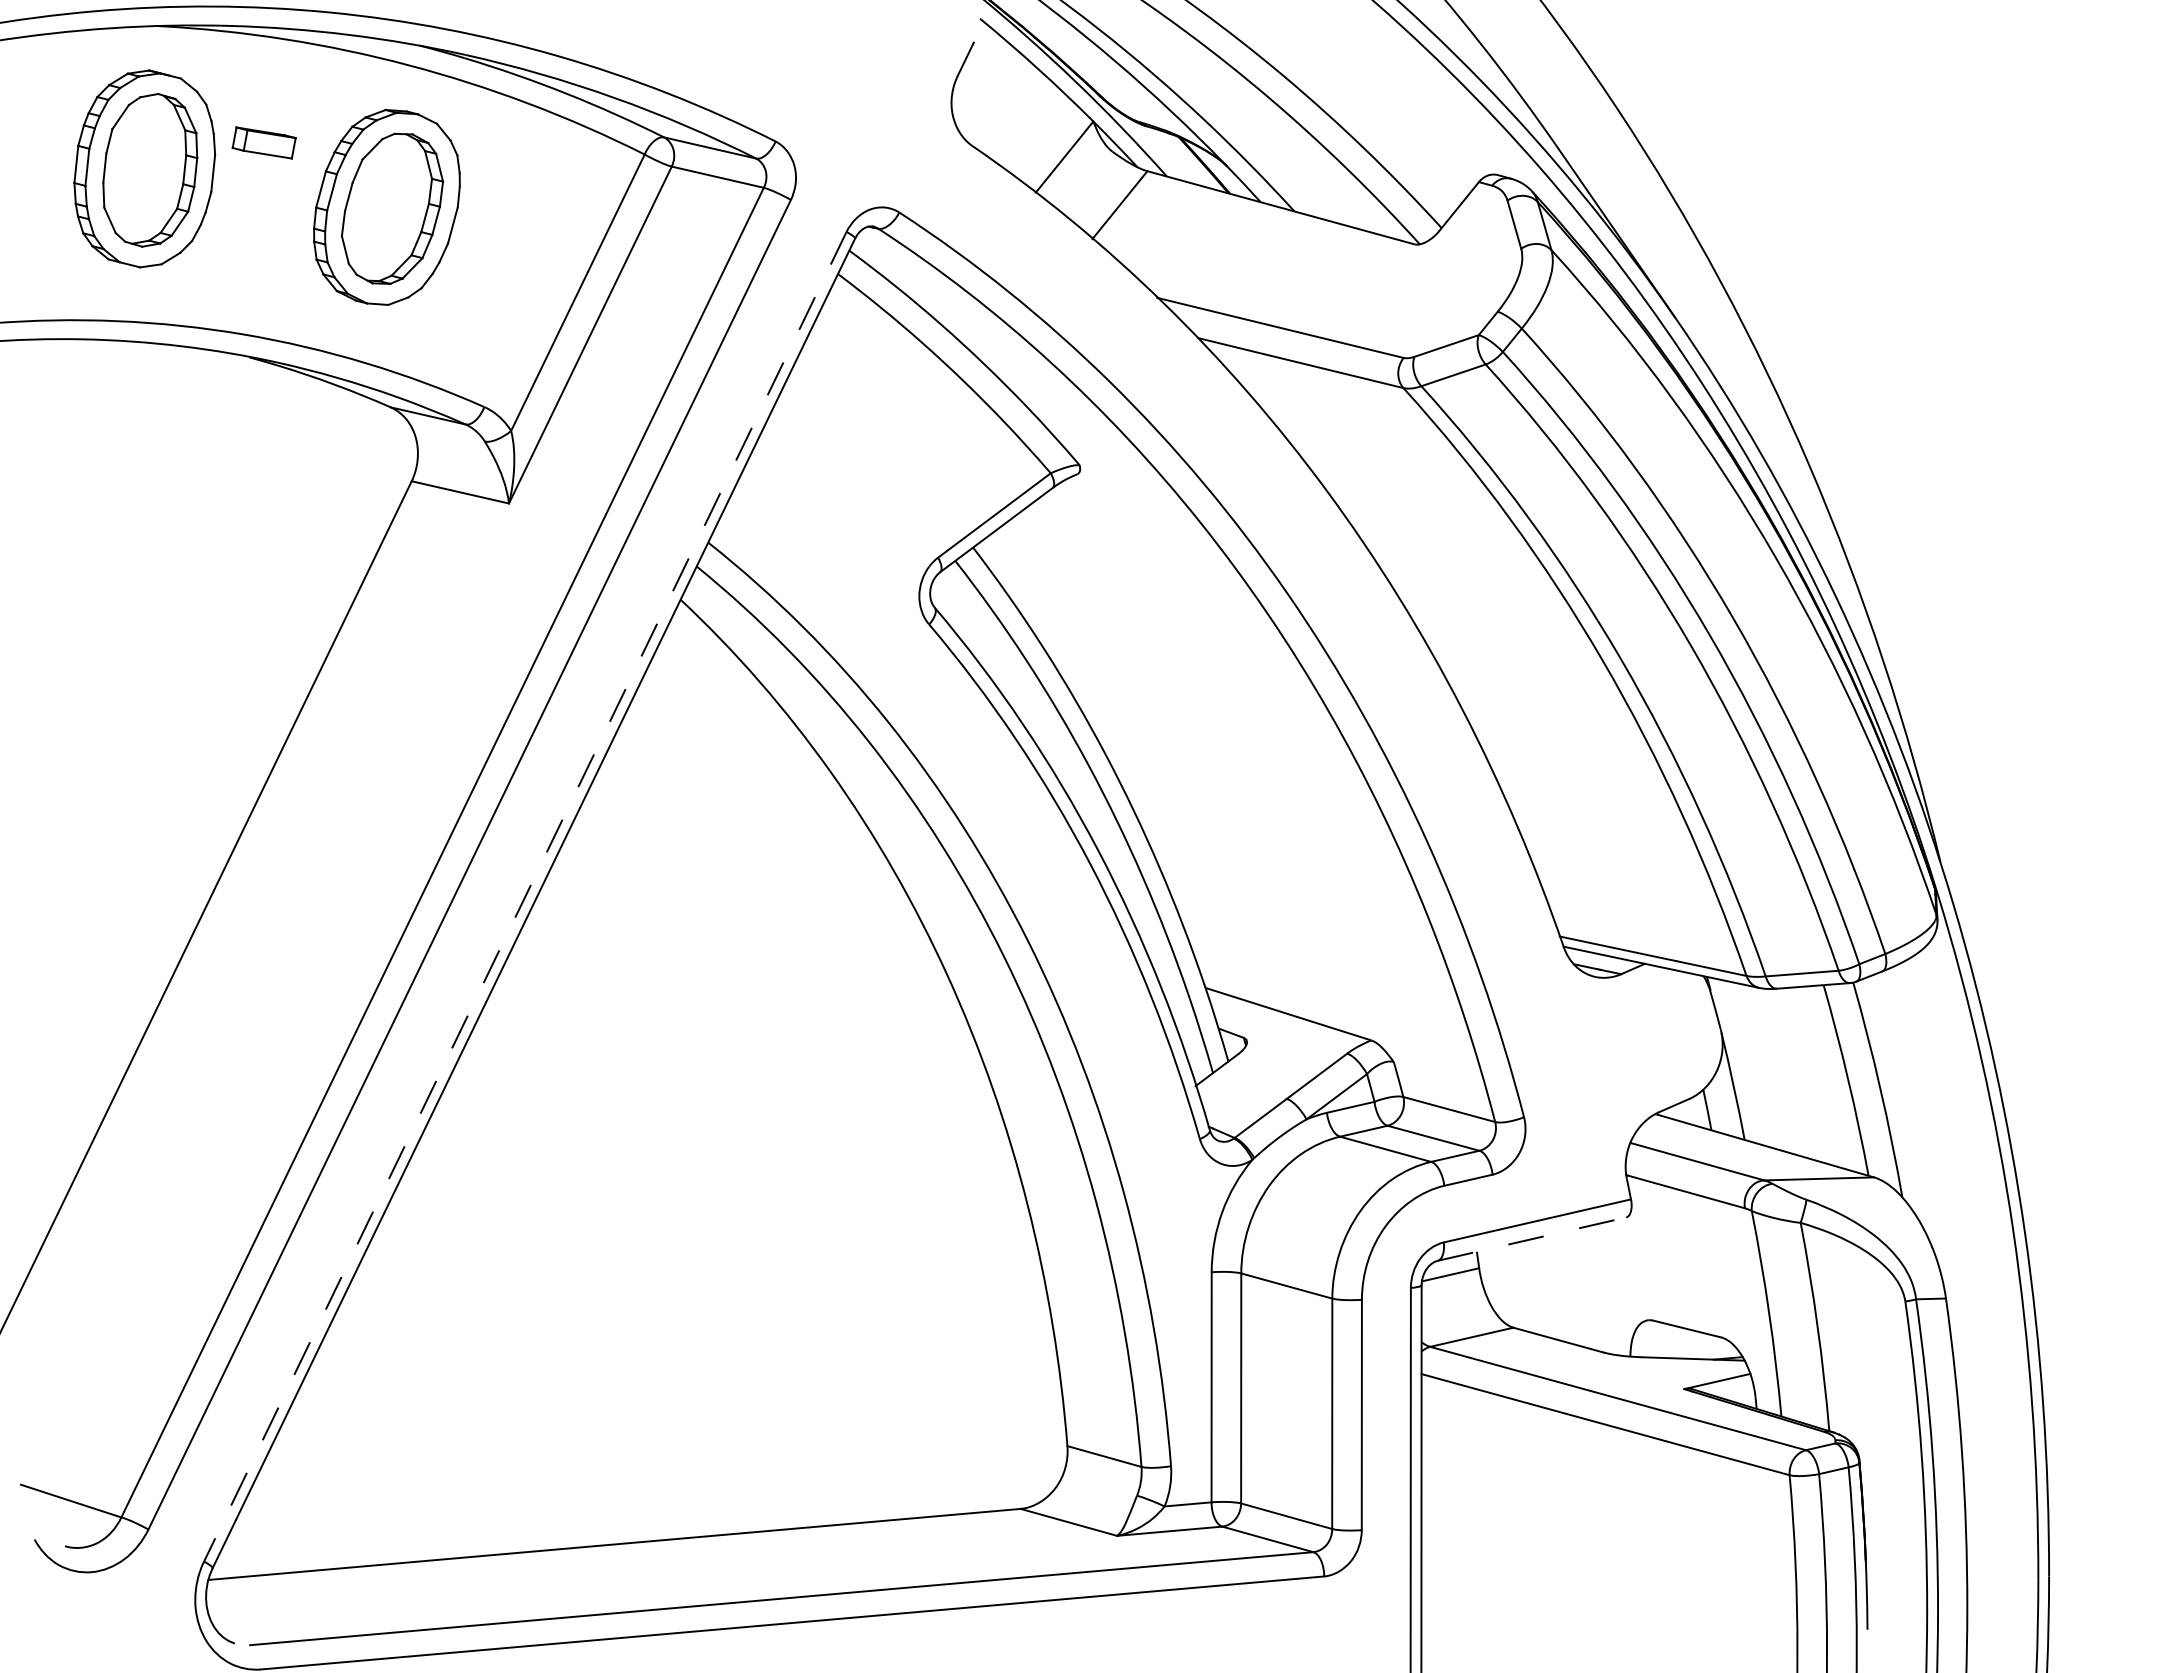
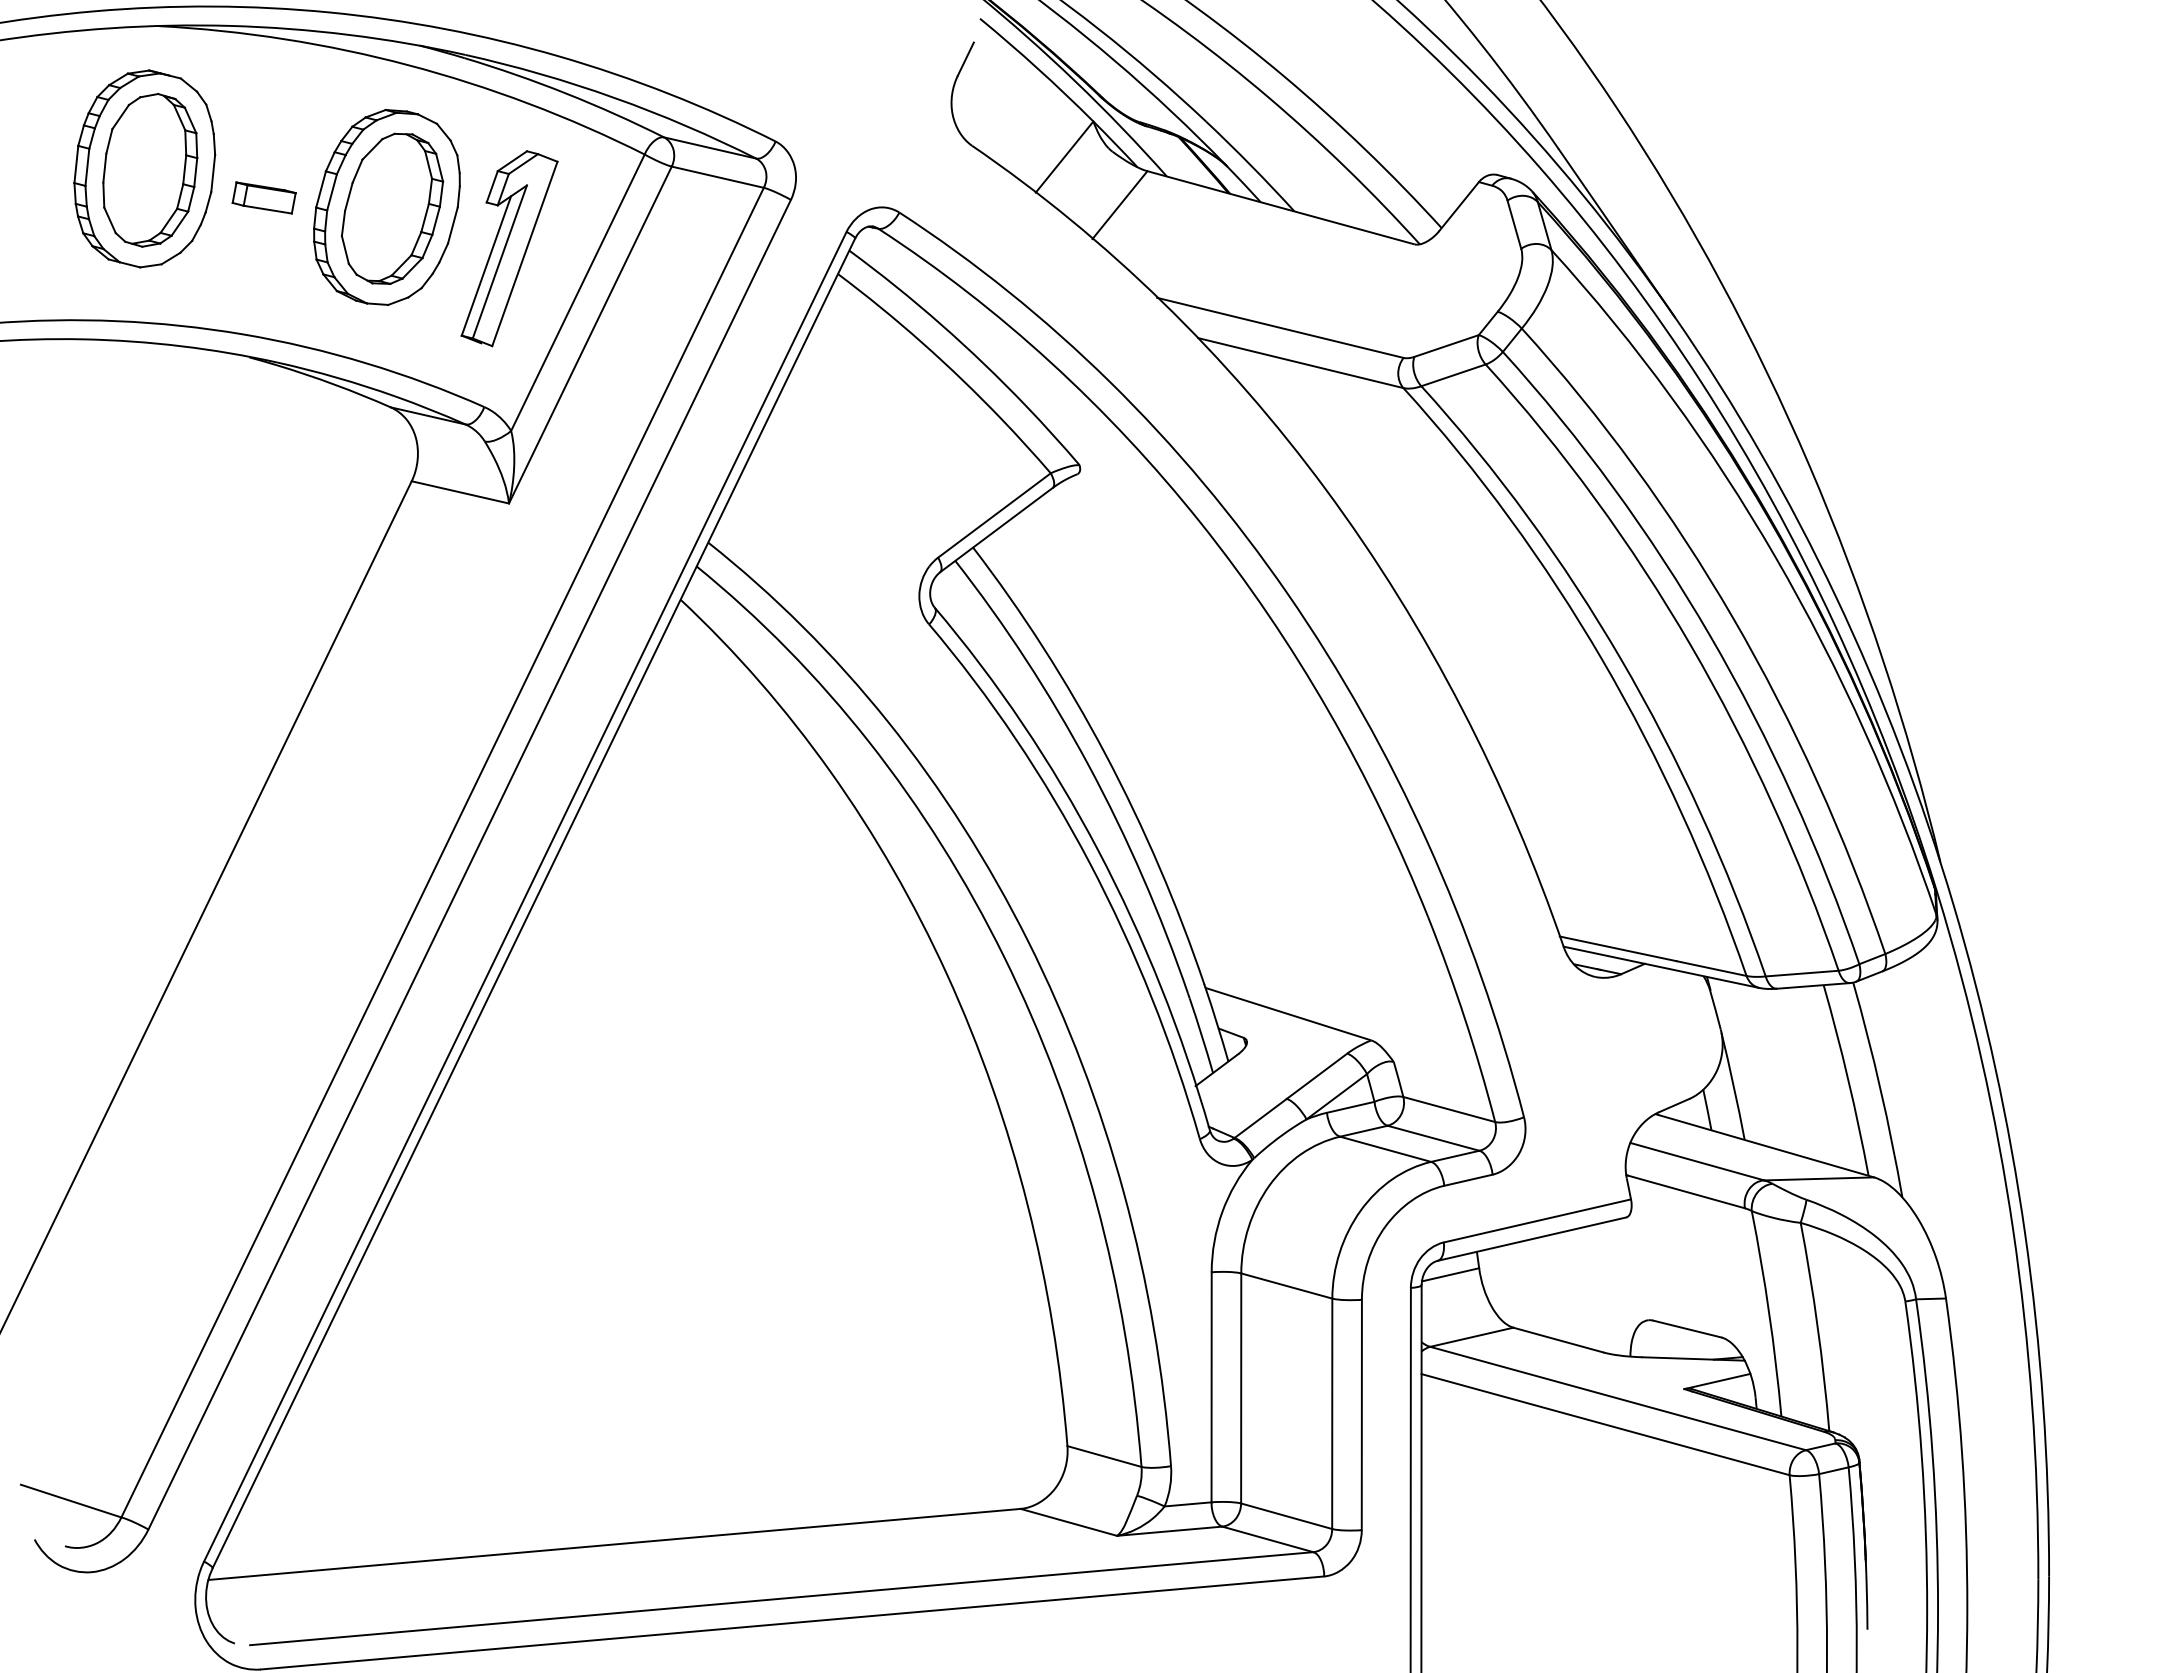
part position: (263, 142) -> (263, 197) (263, 197)
part: none -> present (509, 248)
line: dashed -> solid (525, 897)
line: dashed -> solid (1531, 1239)
